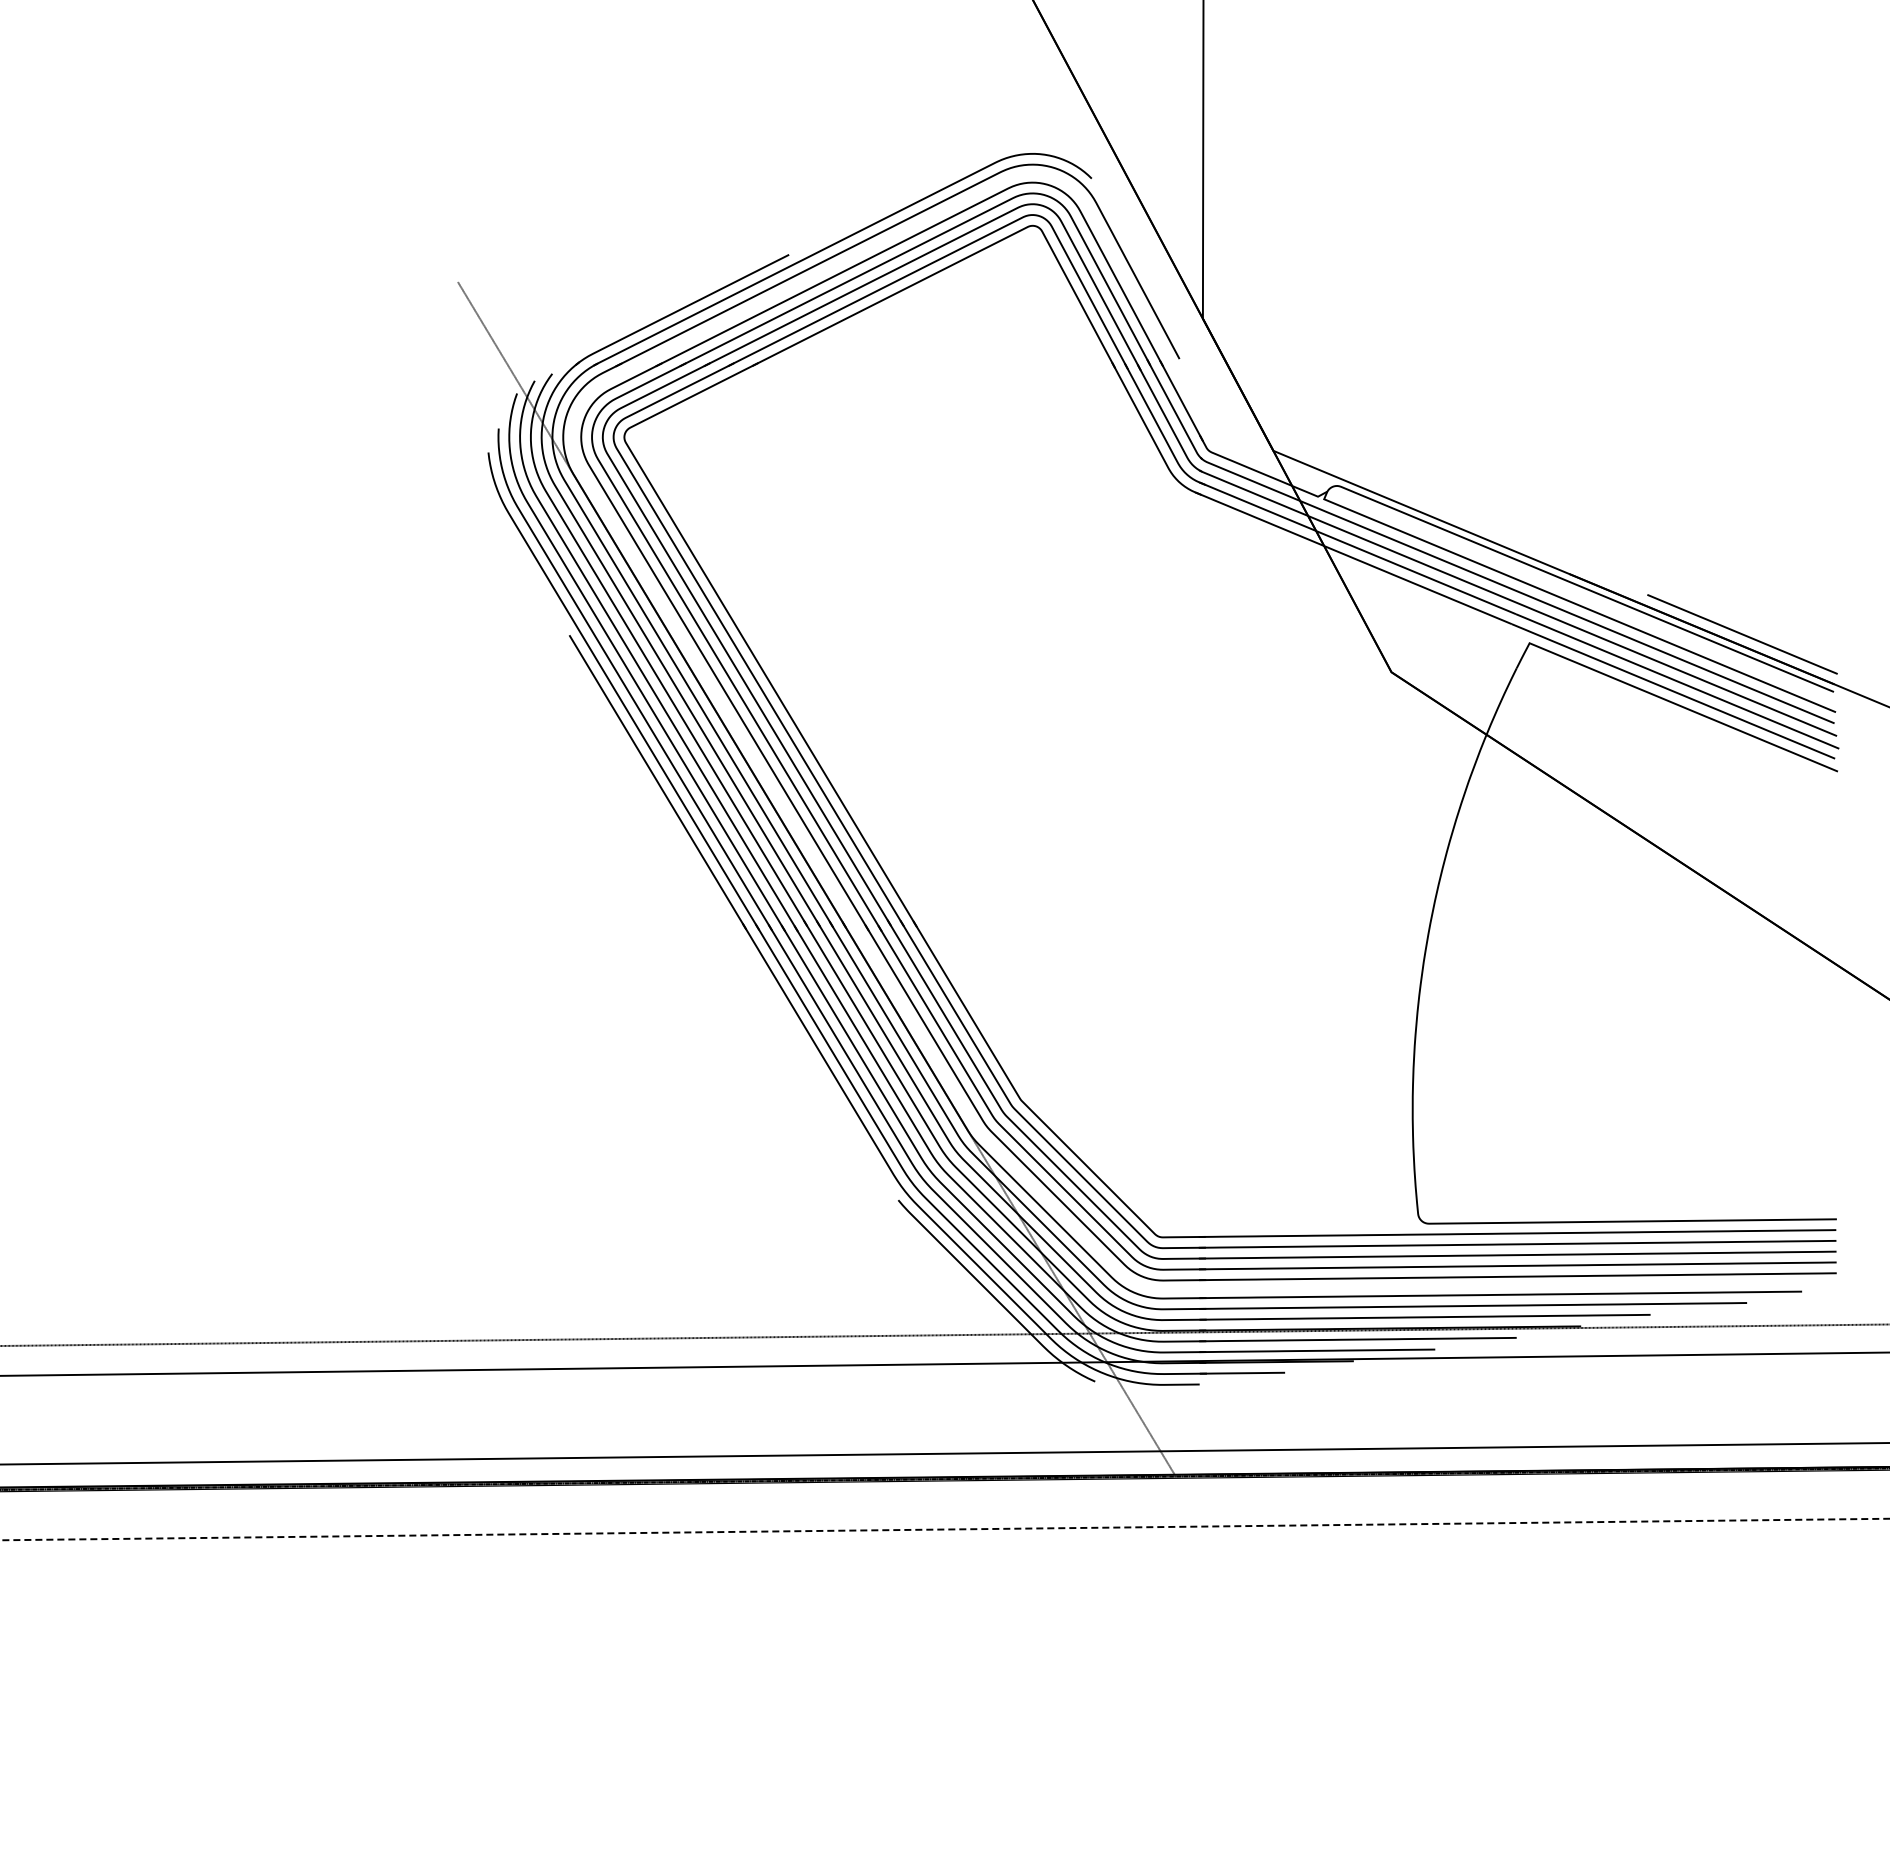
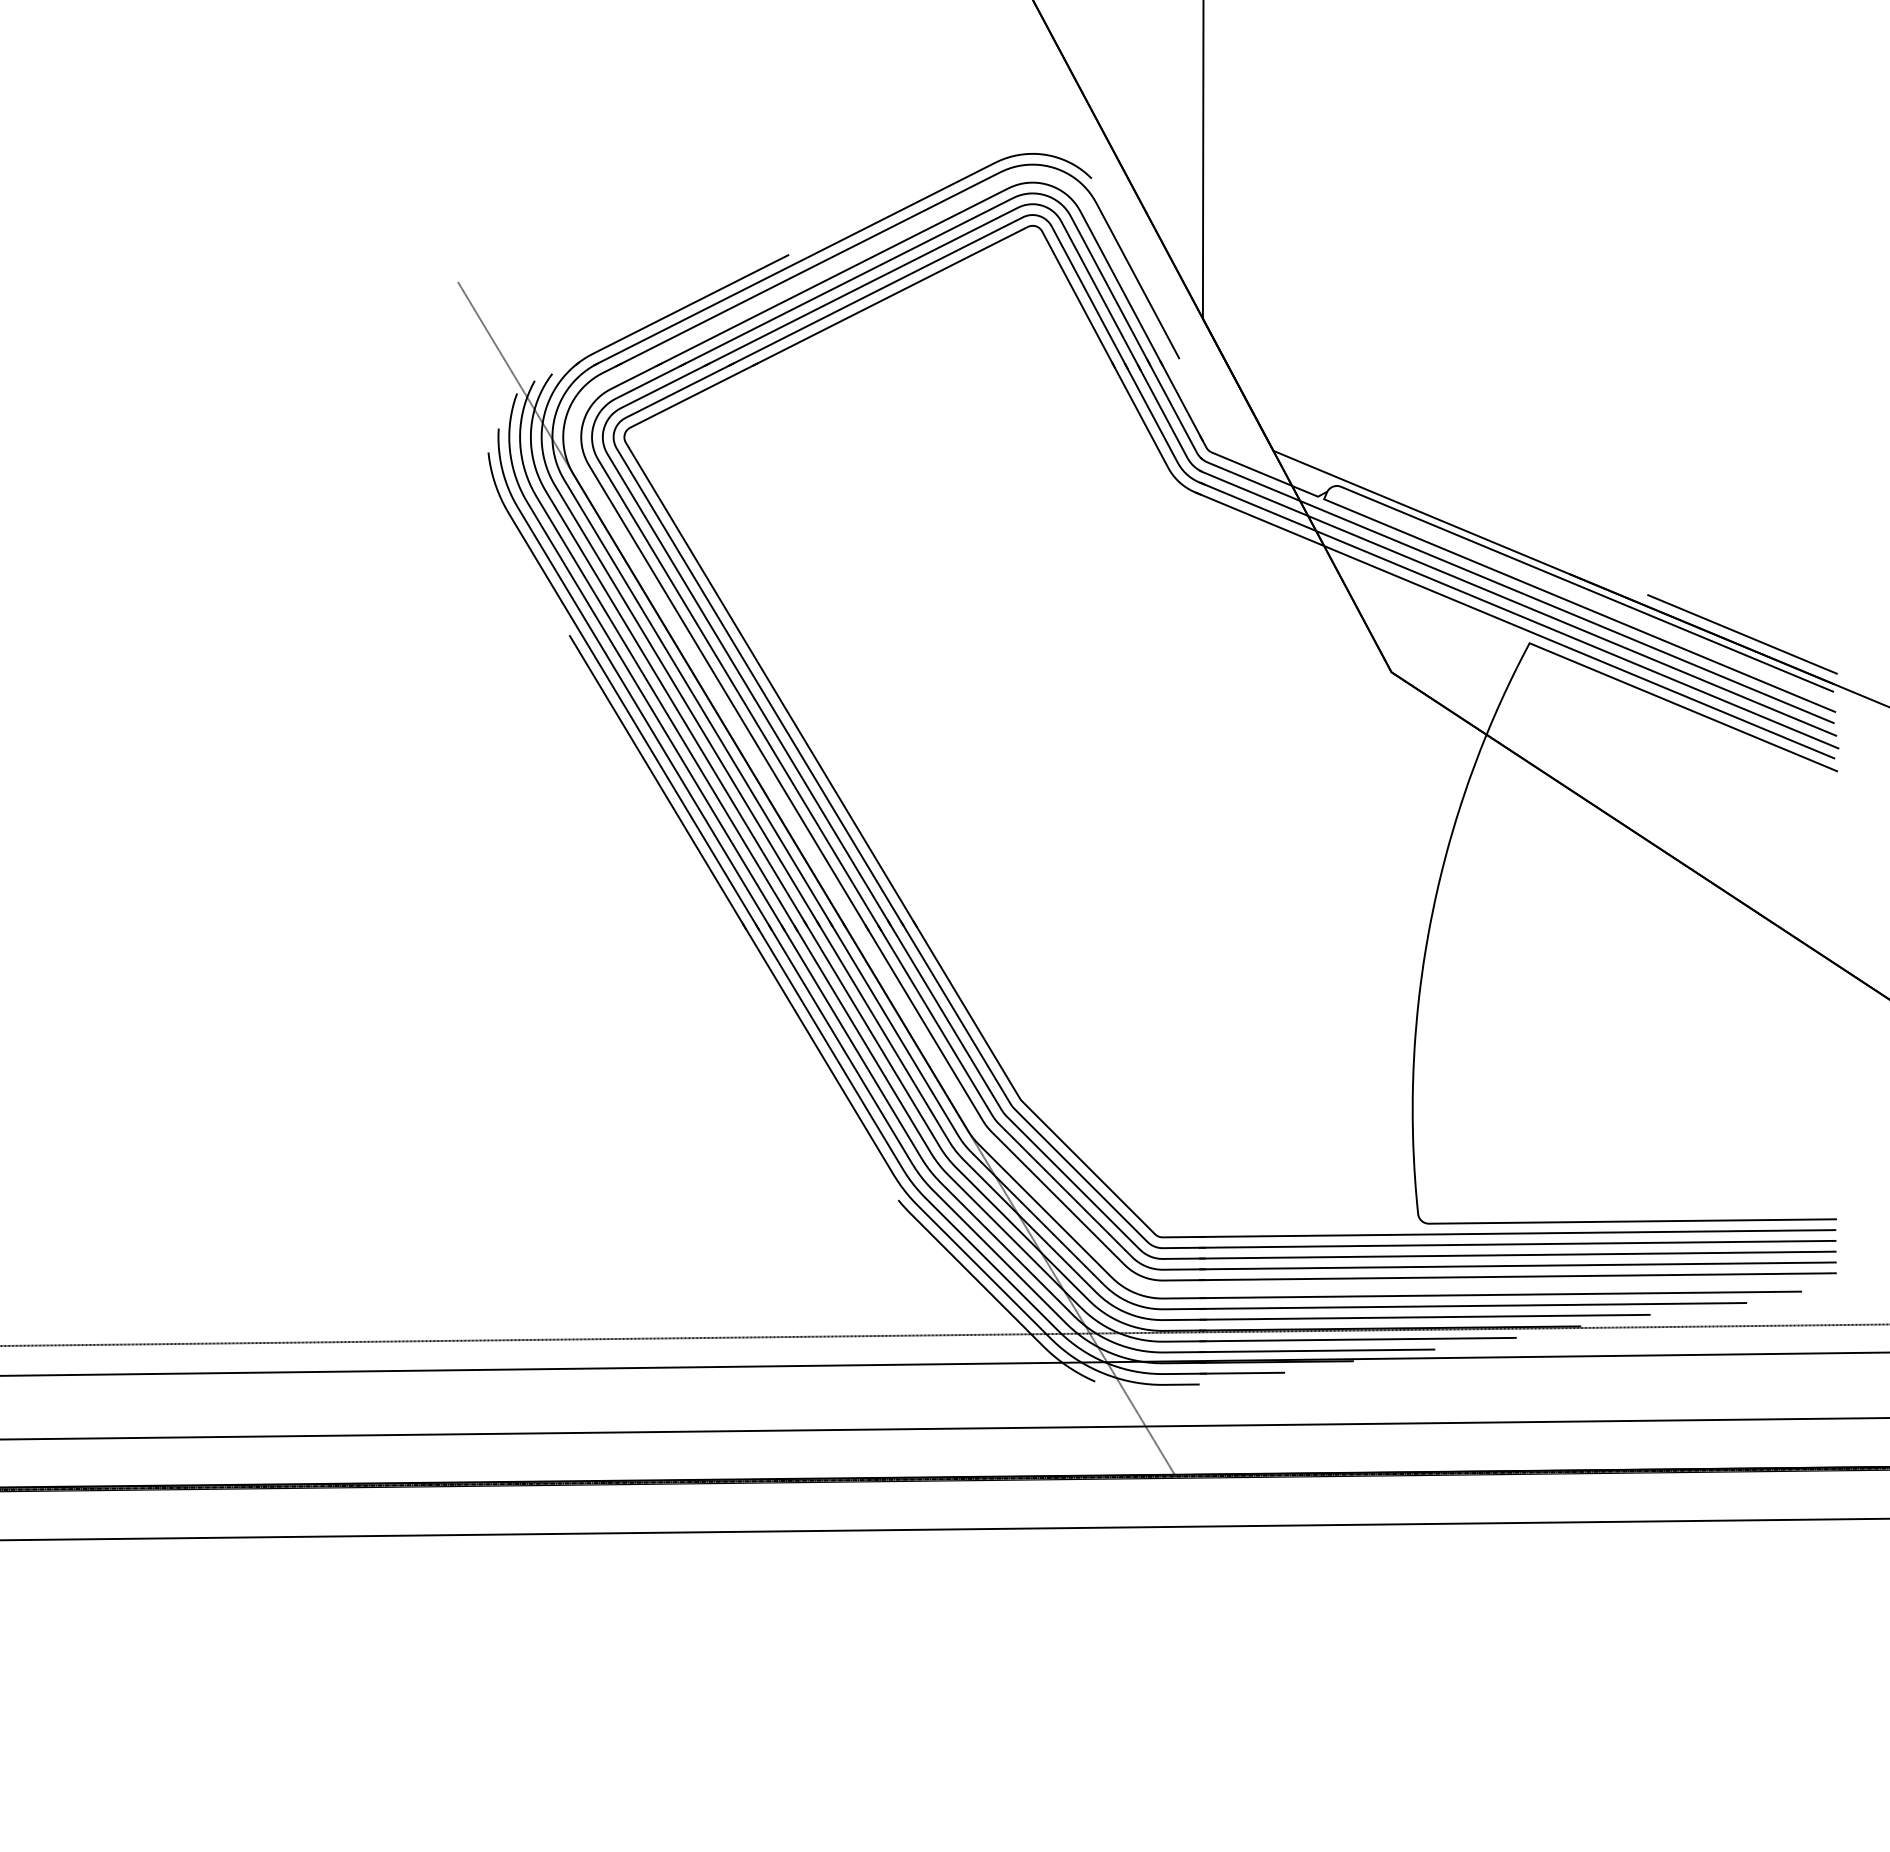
line position: (944, 1453) -> (944, 1428) (944, 1428)
line: dashed -> solid (945, 1529)
